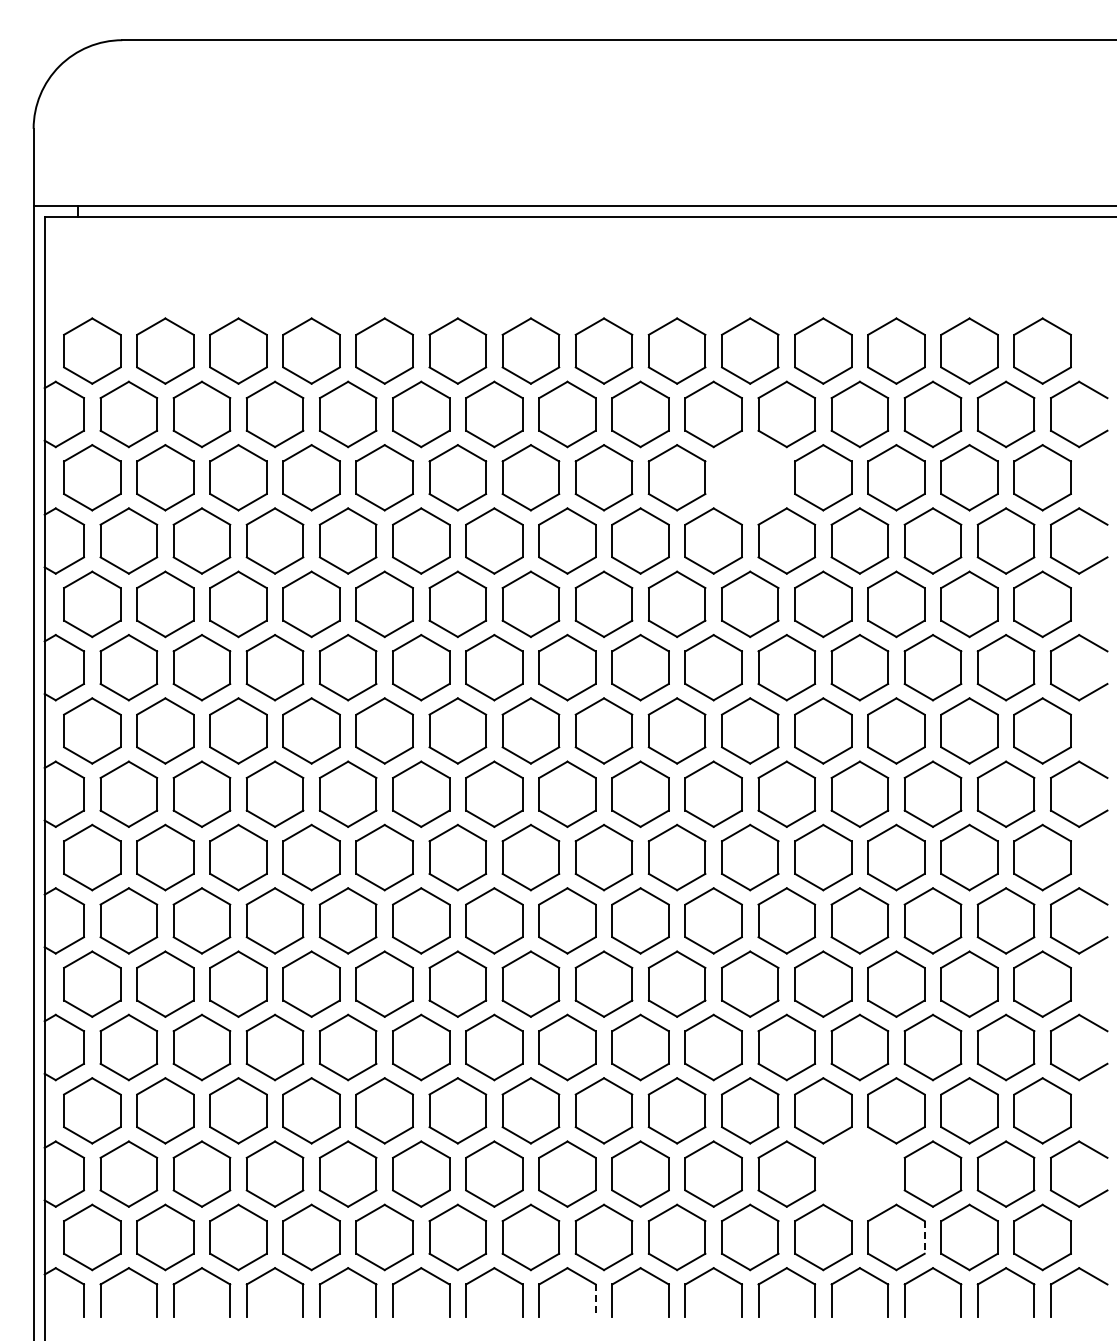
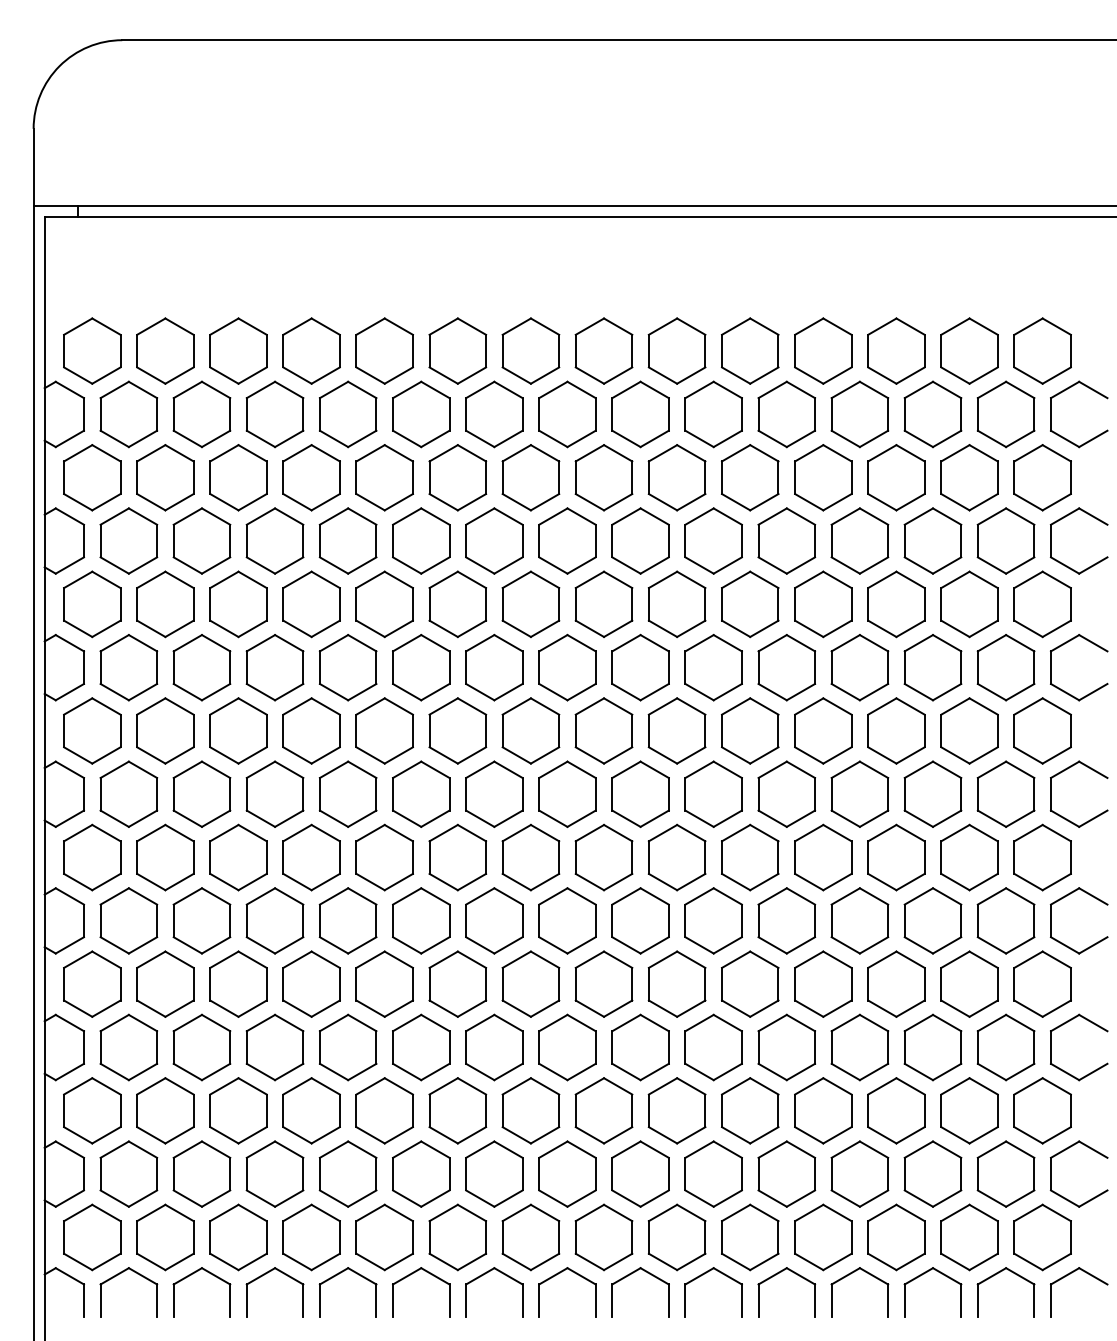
part: none -> present (750, 477)
part: none -> present (859, 1173)
line: dashed -> solid (924, 1237)
line: dashed -> solid (595, 1301)
